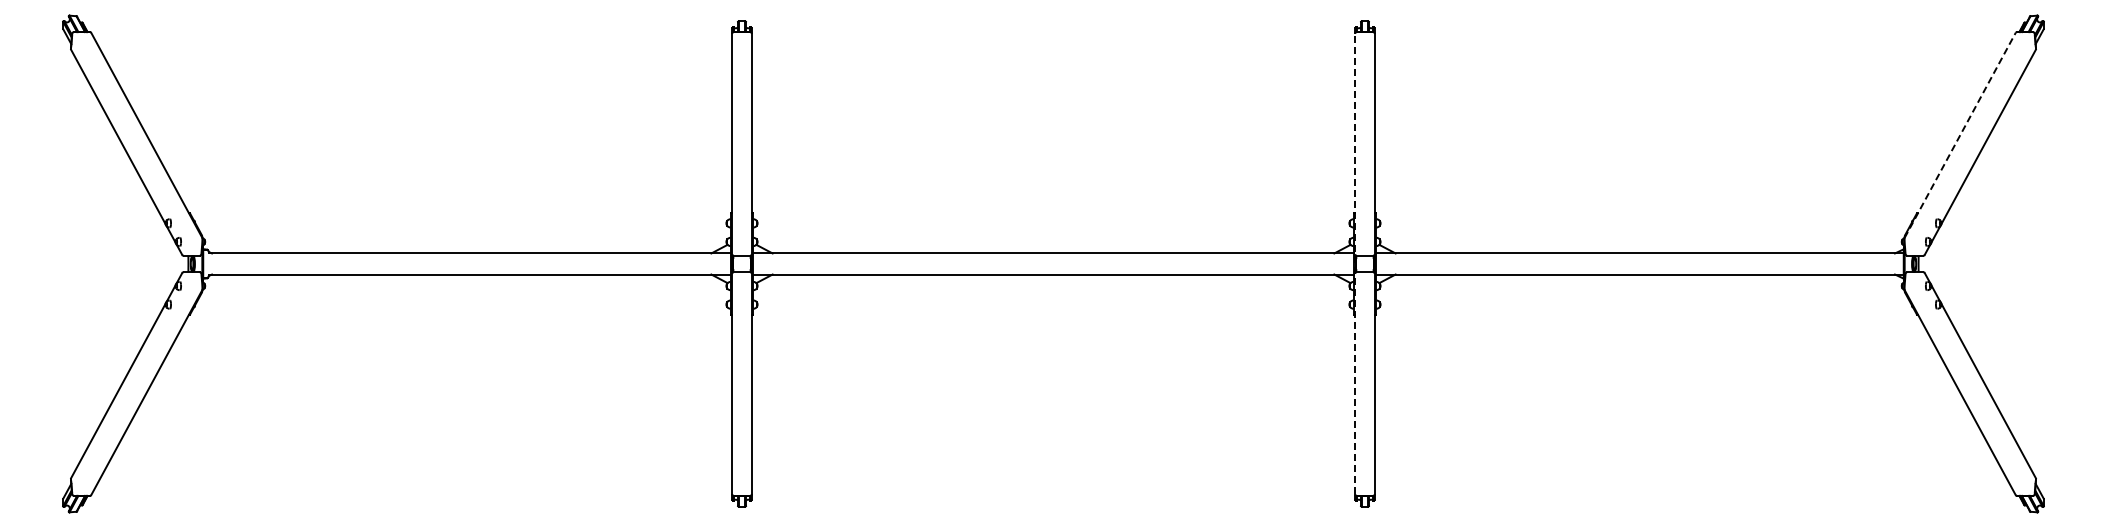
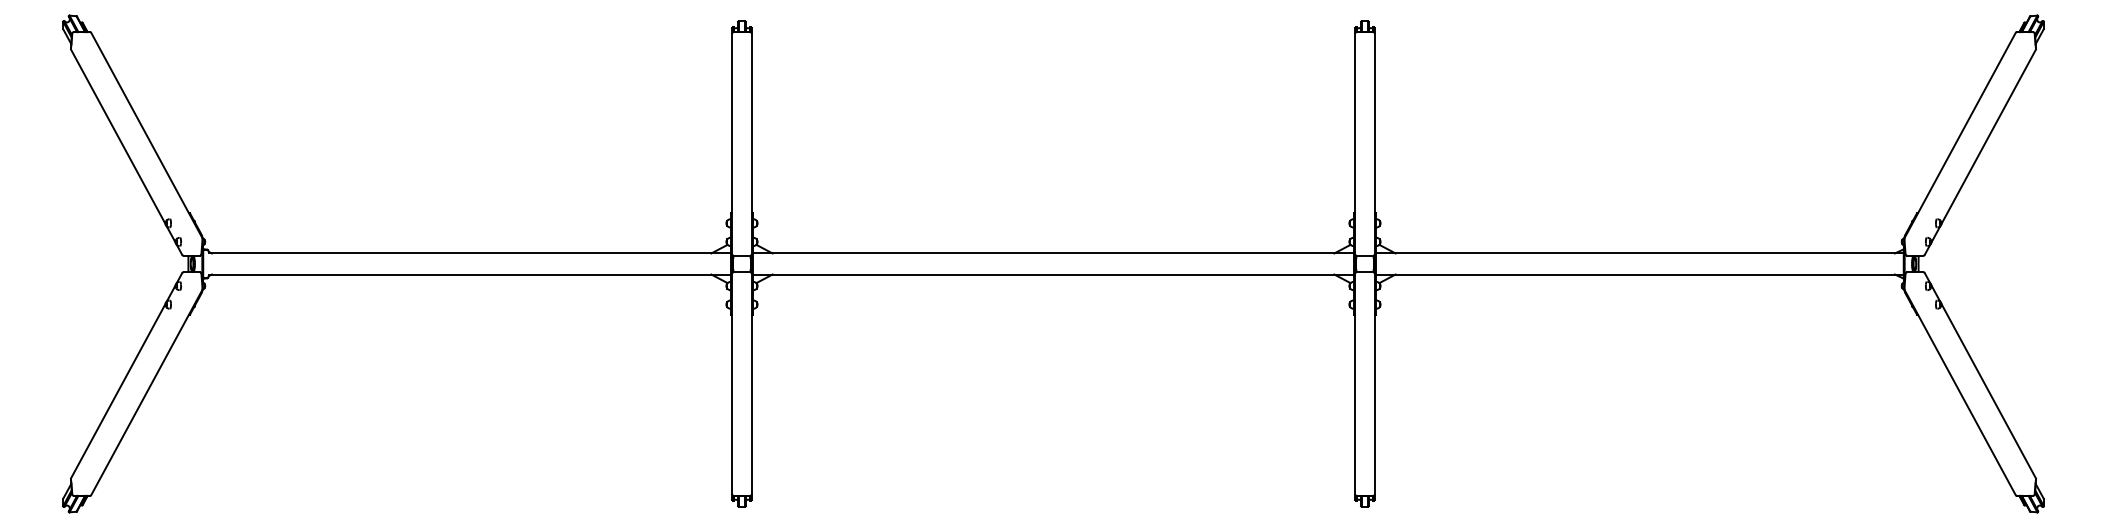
line: dashed -> solid (1960, 135)
line: dashed -> solid (1355, 263)
